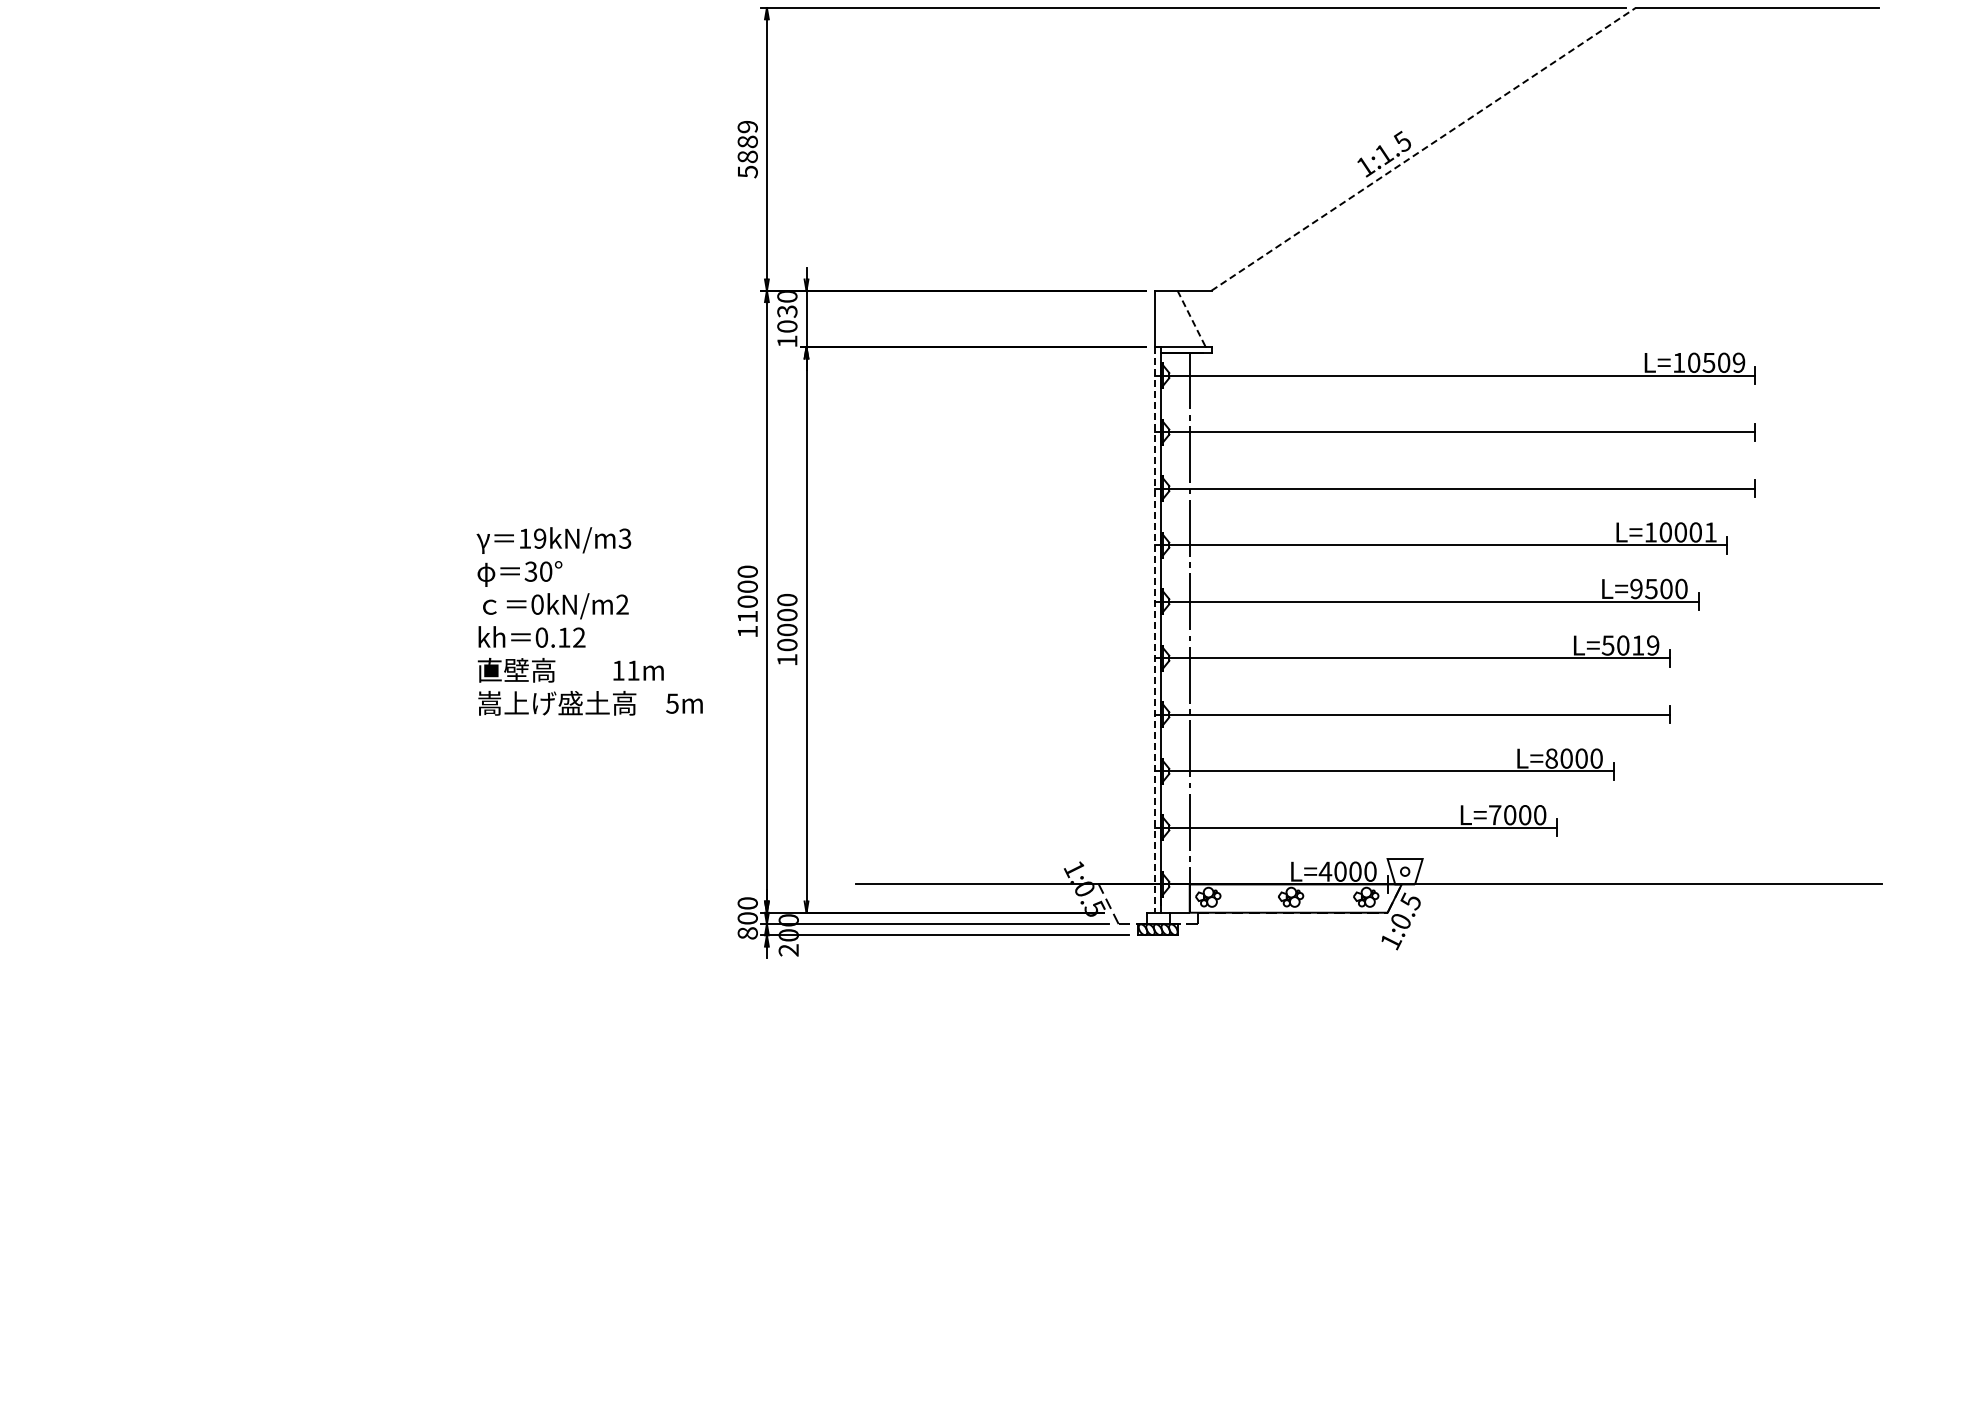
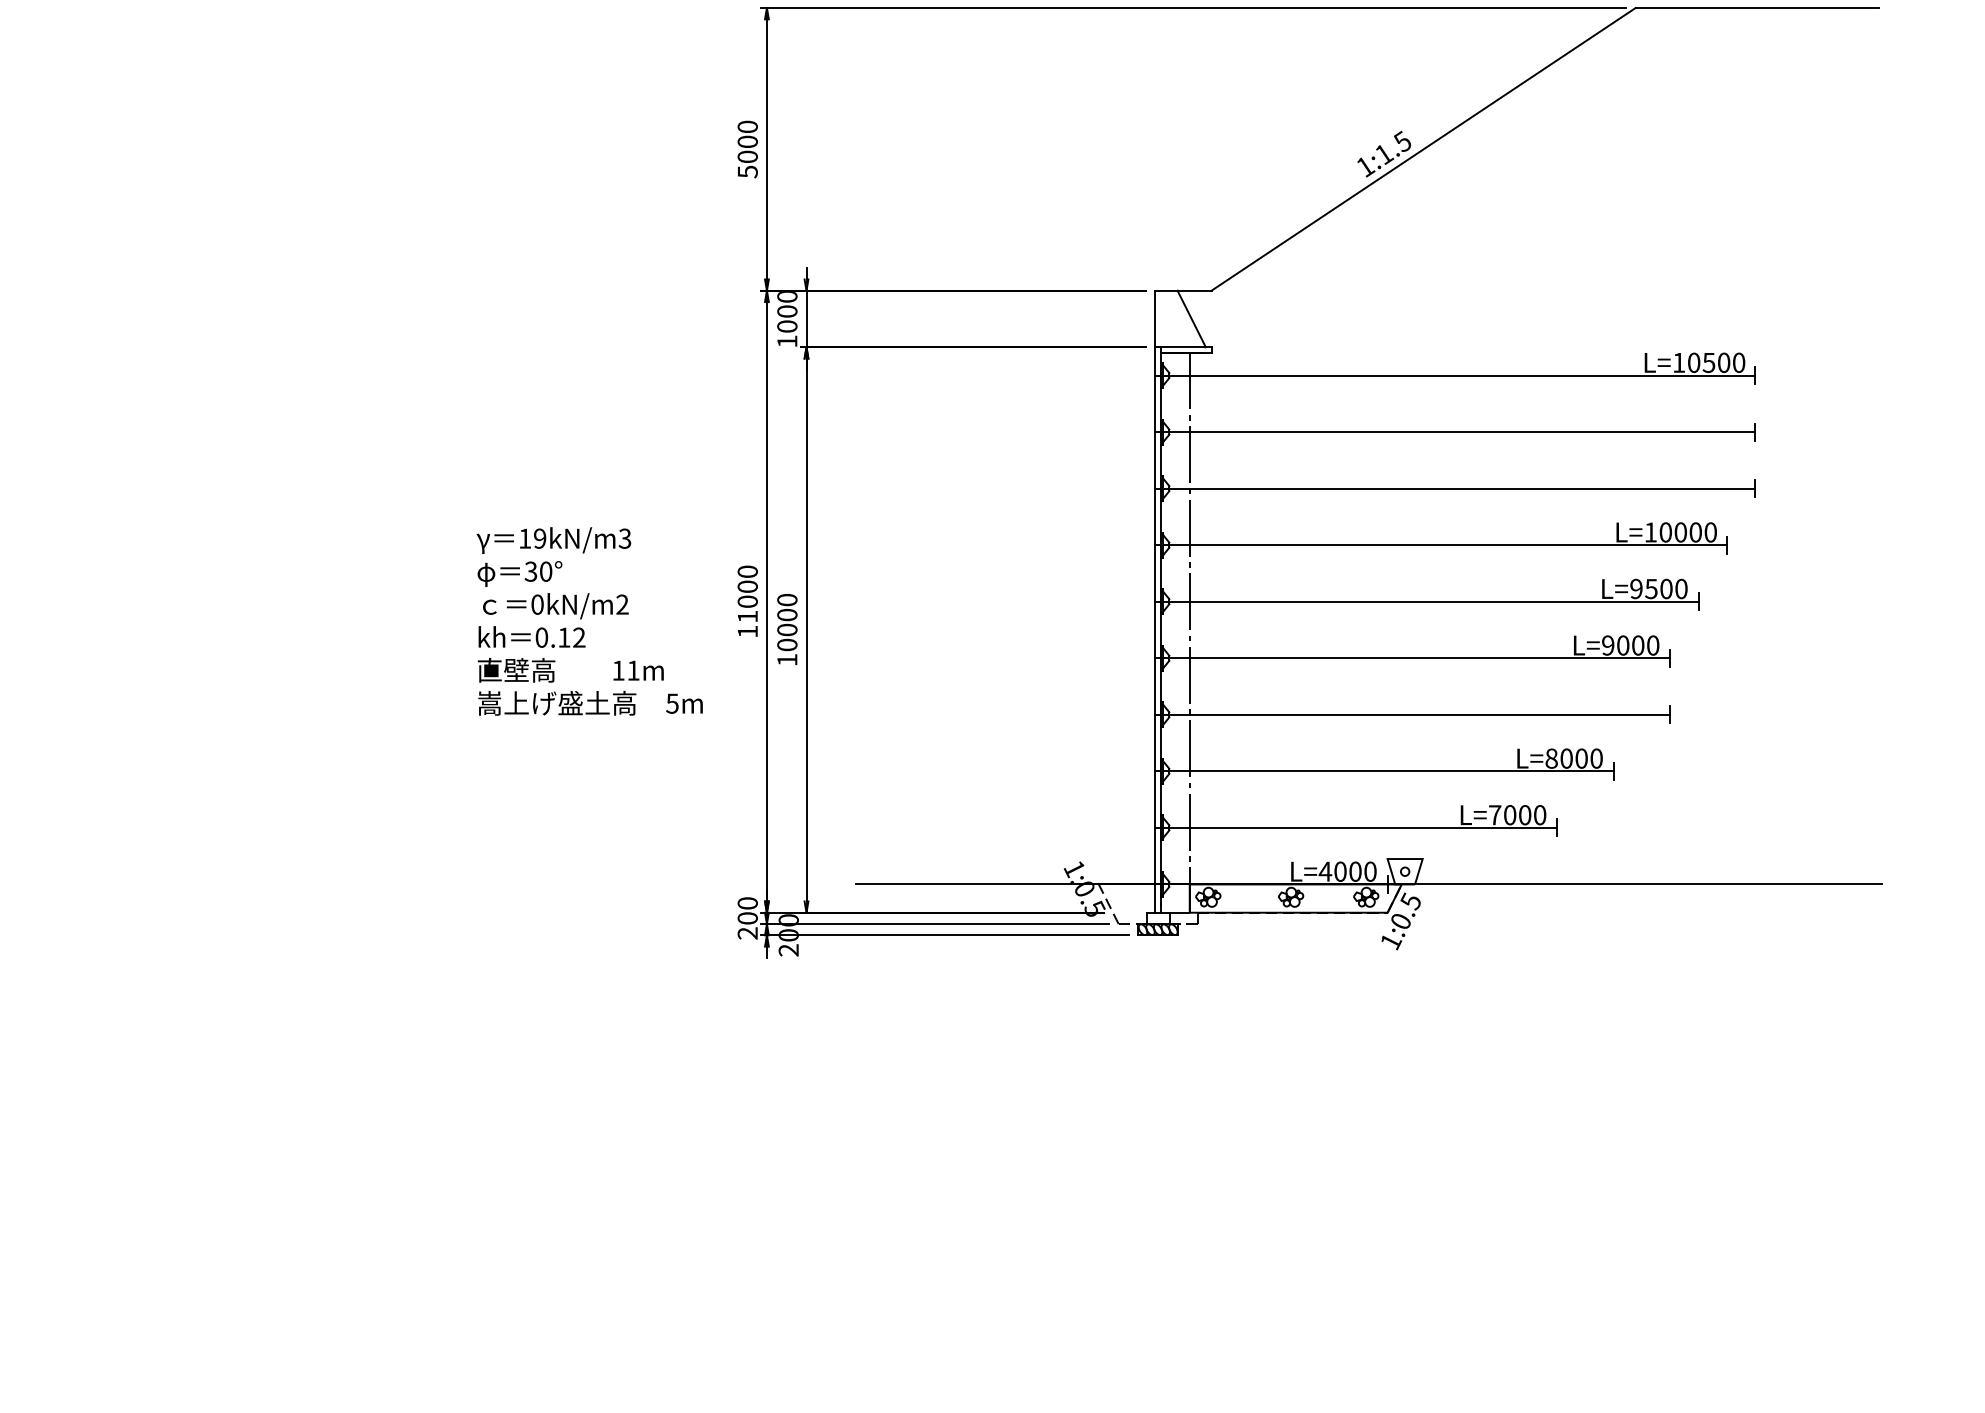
text: 5889 -> 5000 (747, 141)
line: dashed -> solid (1423, 149)
text: 1030 -> 1000 (787, 311)
line: dashed -> solid (1191, 319)
text: L=10509 -> L=10500 (1738, 362)
text: L=10001 -> L=10000 (1710, 532)
line: dashed -> solid (1154, 630)
text: L=5019 -> L=9000 (1630, 645)
text: 800 -> 200 (747, 933)
